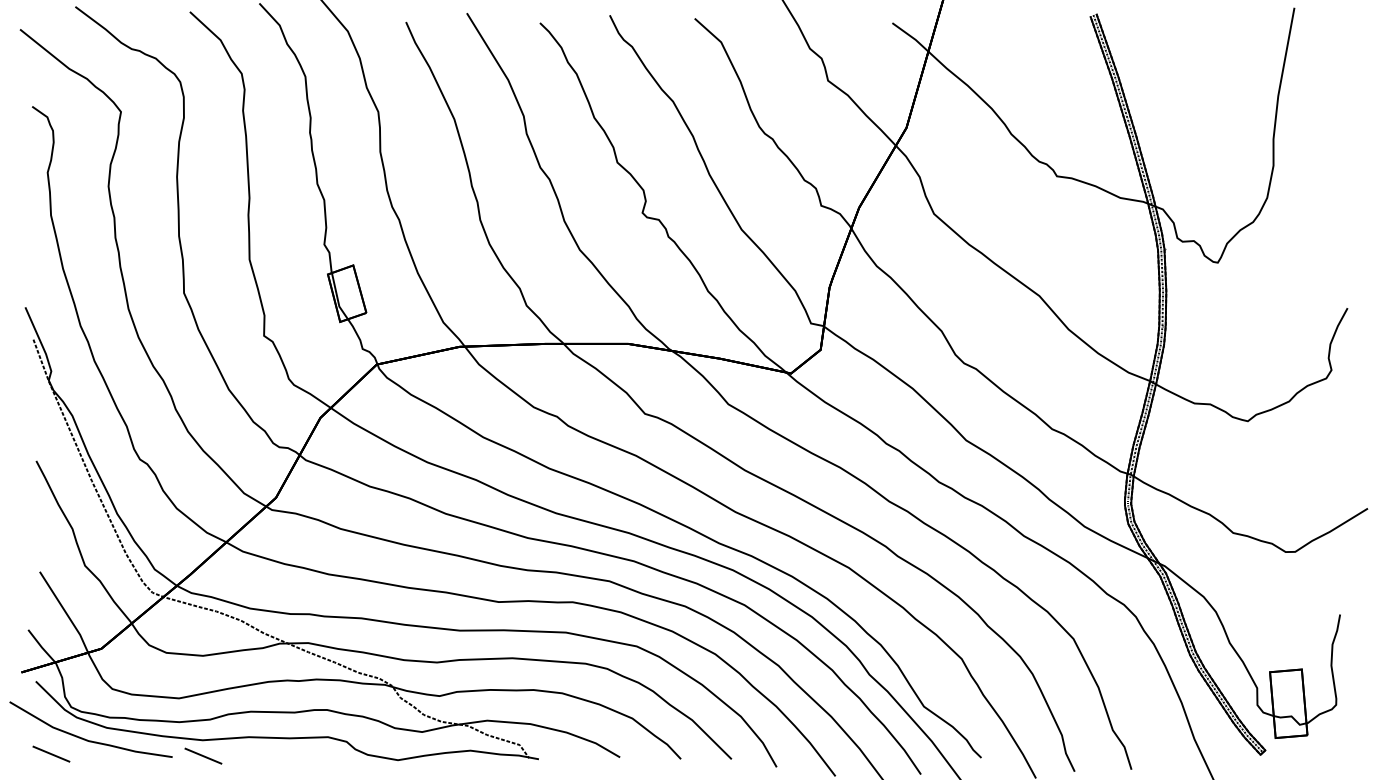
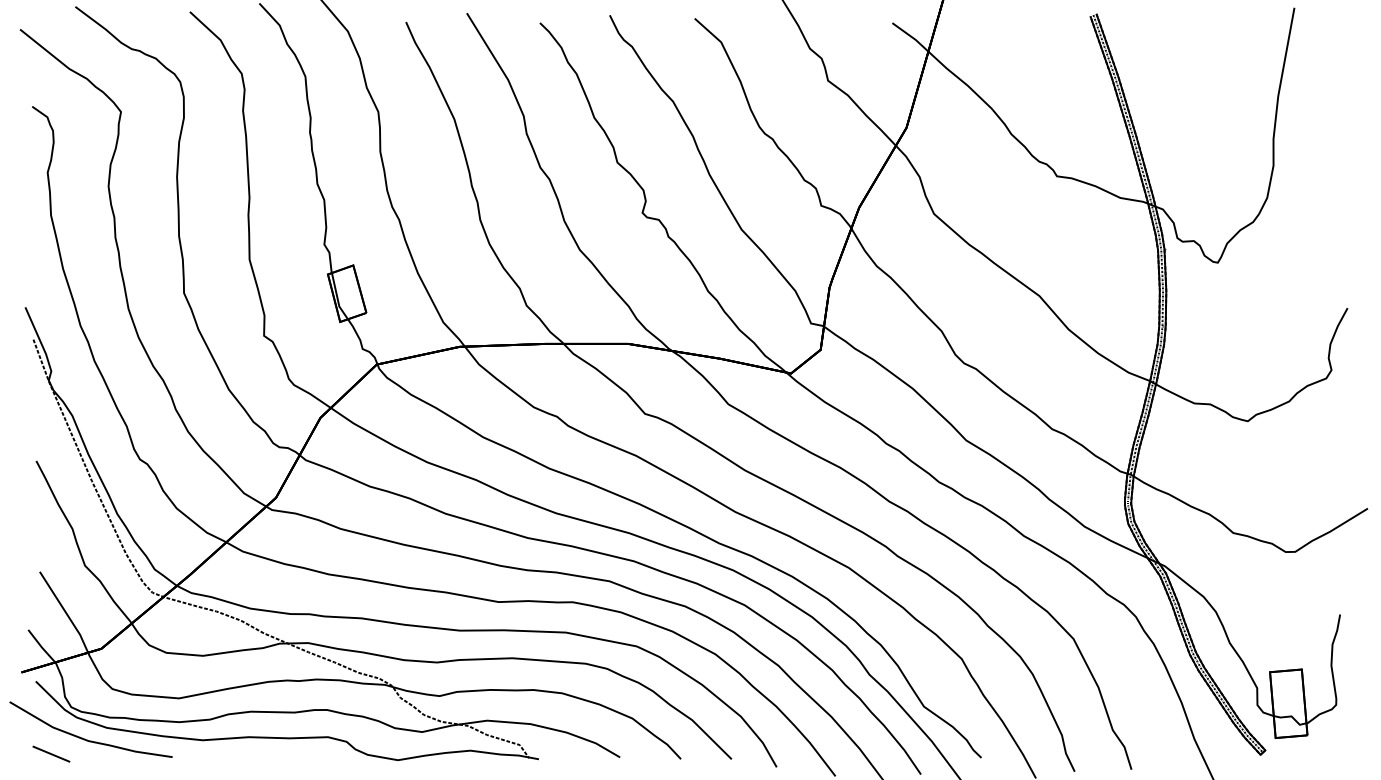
line: present -> none (203, 755)
